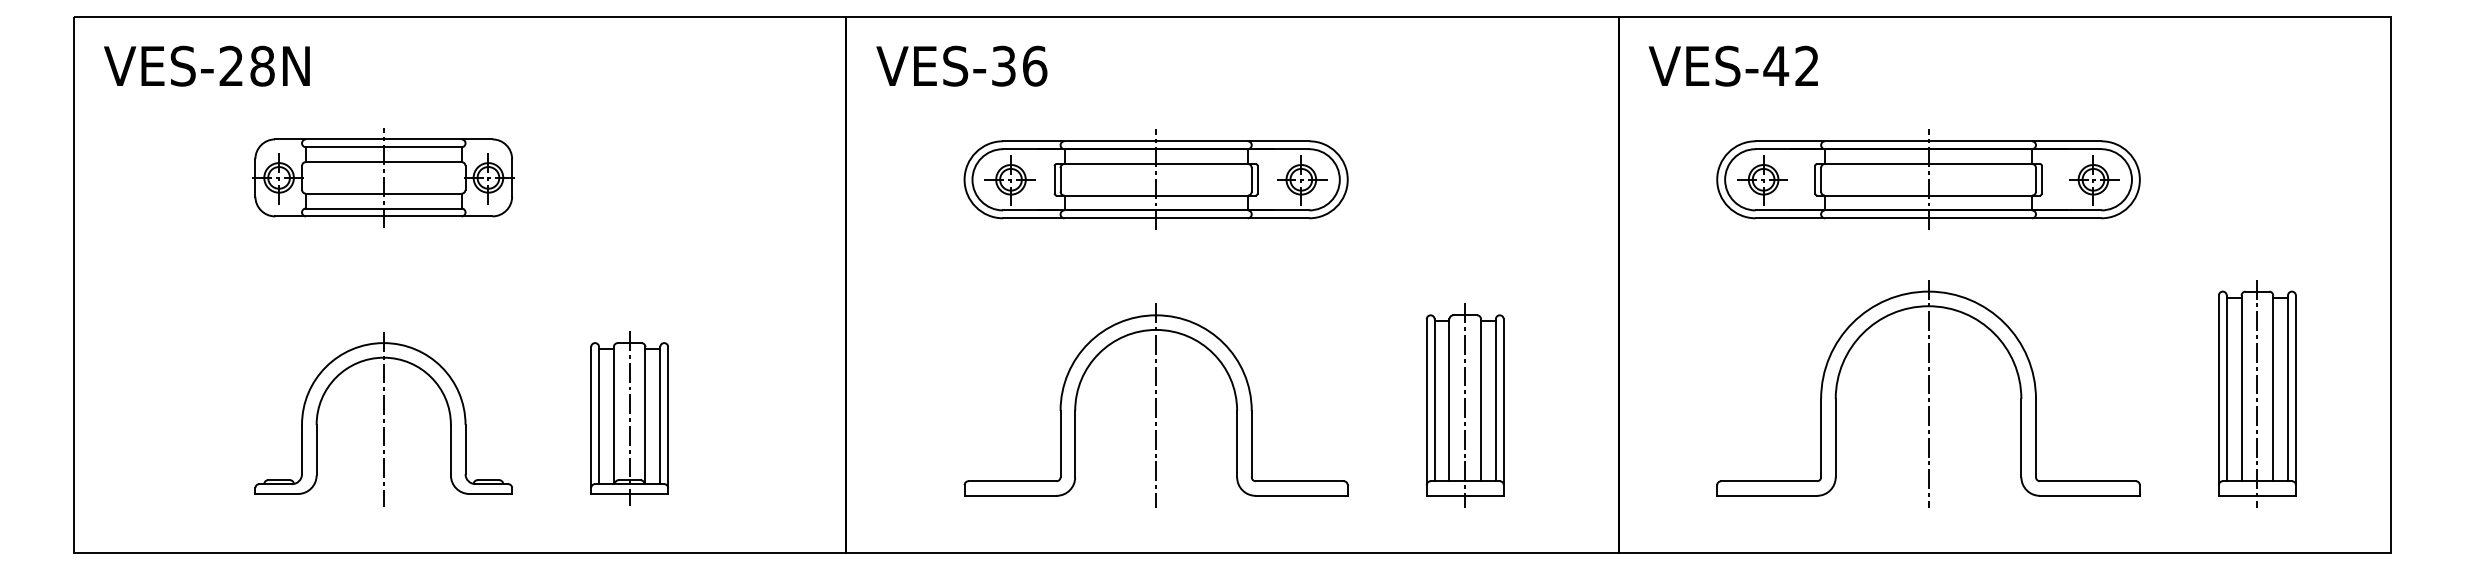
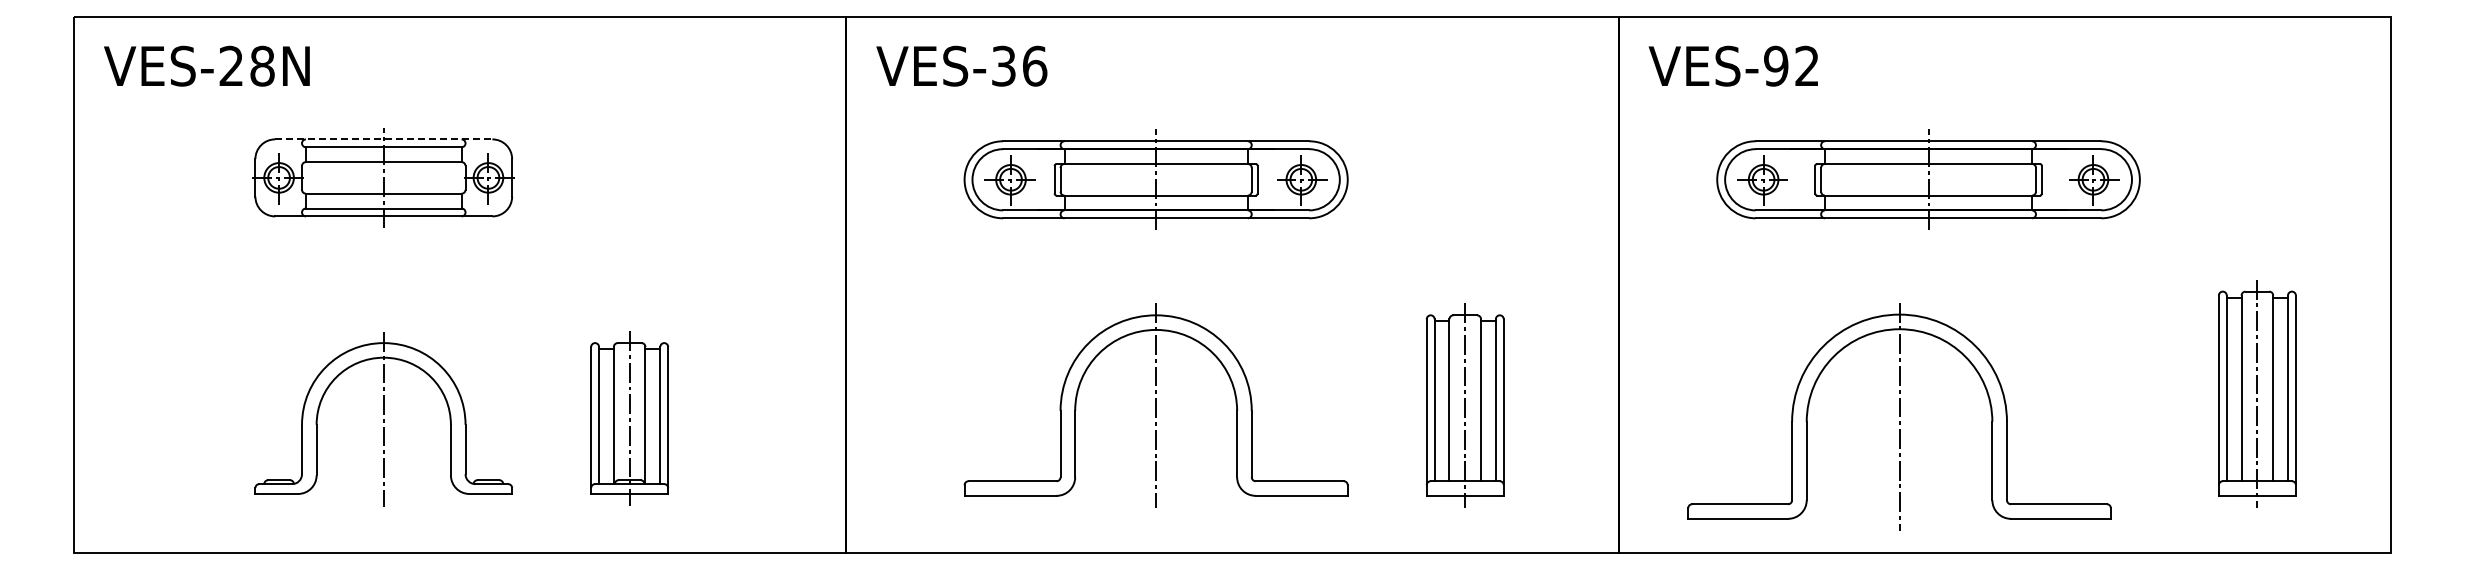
text: VES-42 -> VES-92 (1776, 65)
line: solid -> dashed (383, 139)
part position: (1928, 393) -> (1899, 416) (1899, 416)
